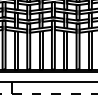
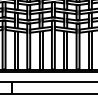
line: dashed -> solid (48, 94)
